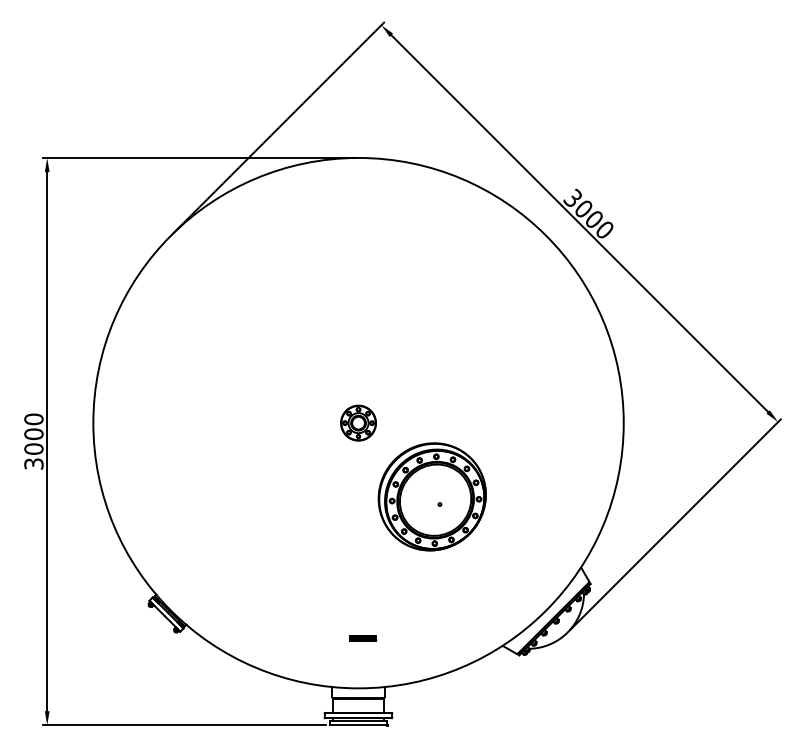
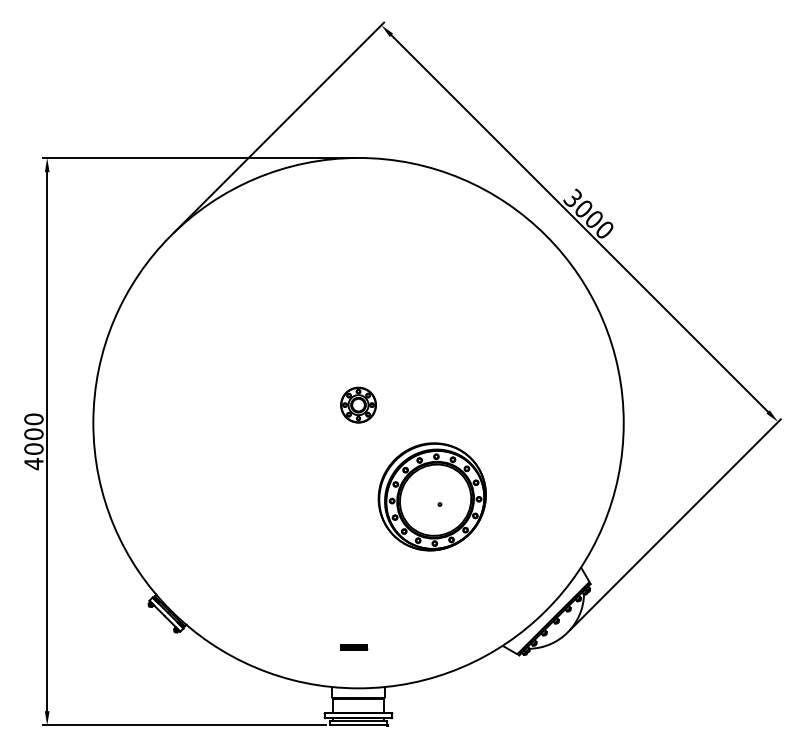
part position: (358, 422) -> (358, 404) (358, 404)
text: 3000 -> 4000 (33, 463)
part position: (363, 638) -> (354, 647) (354, 647)
